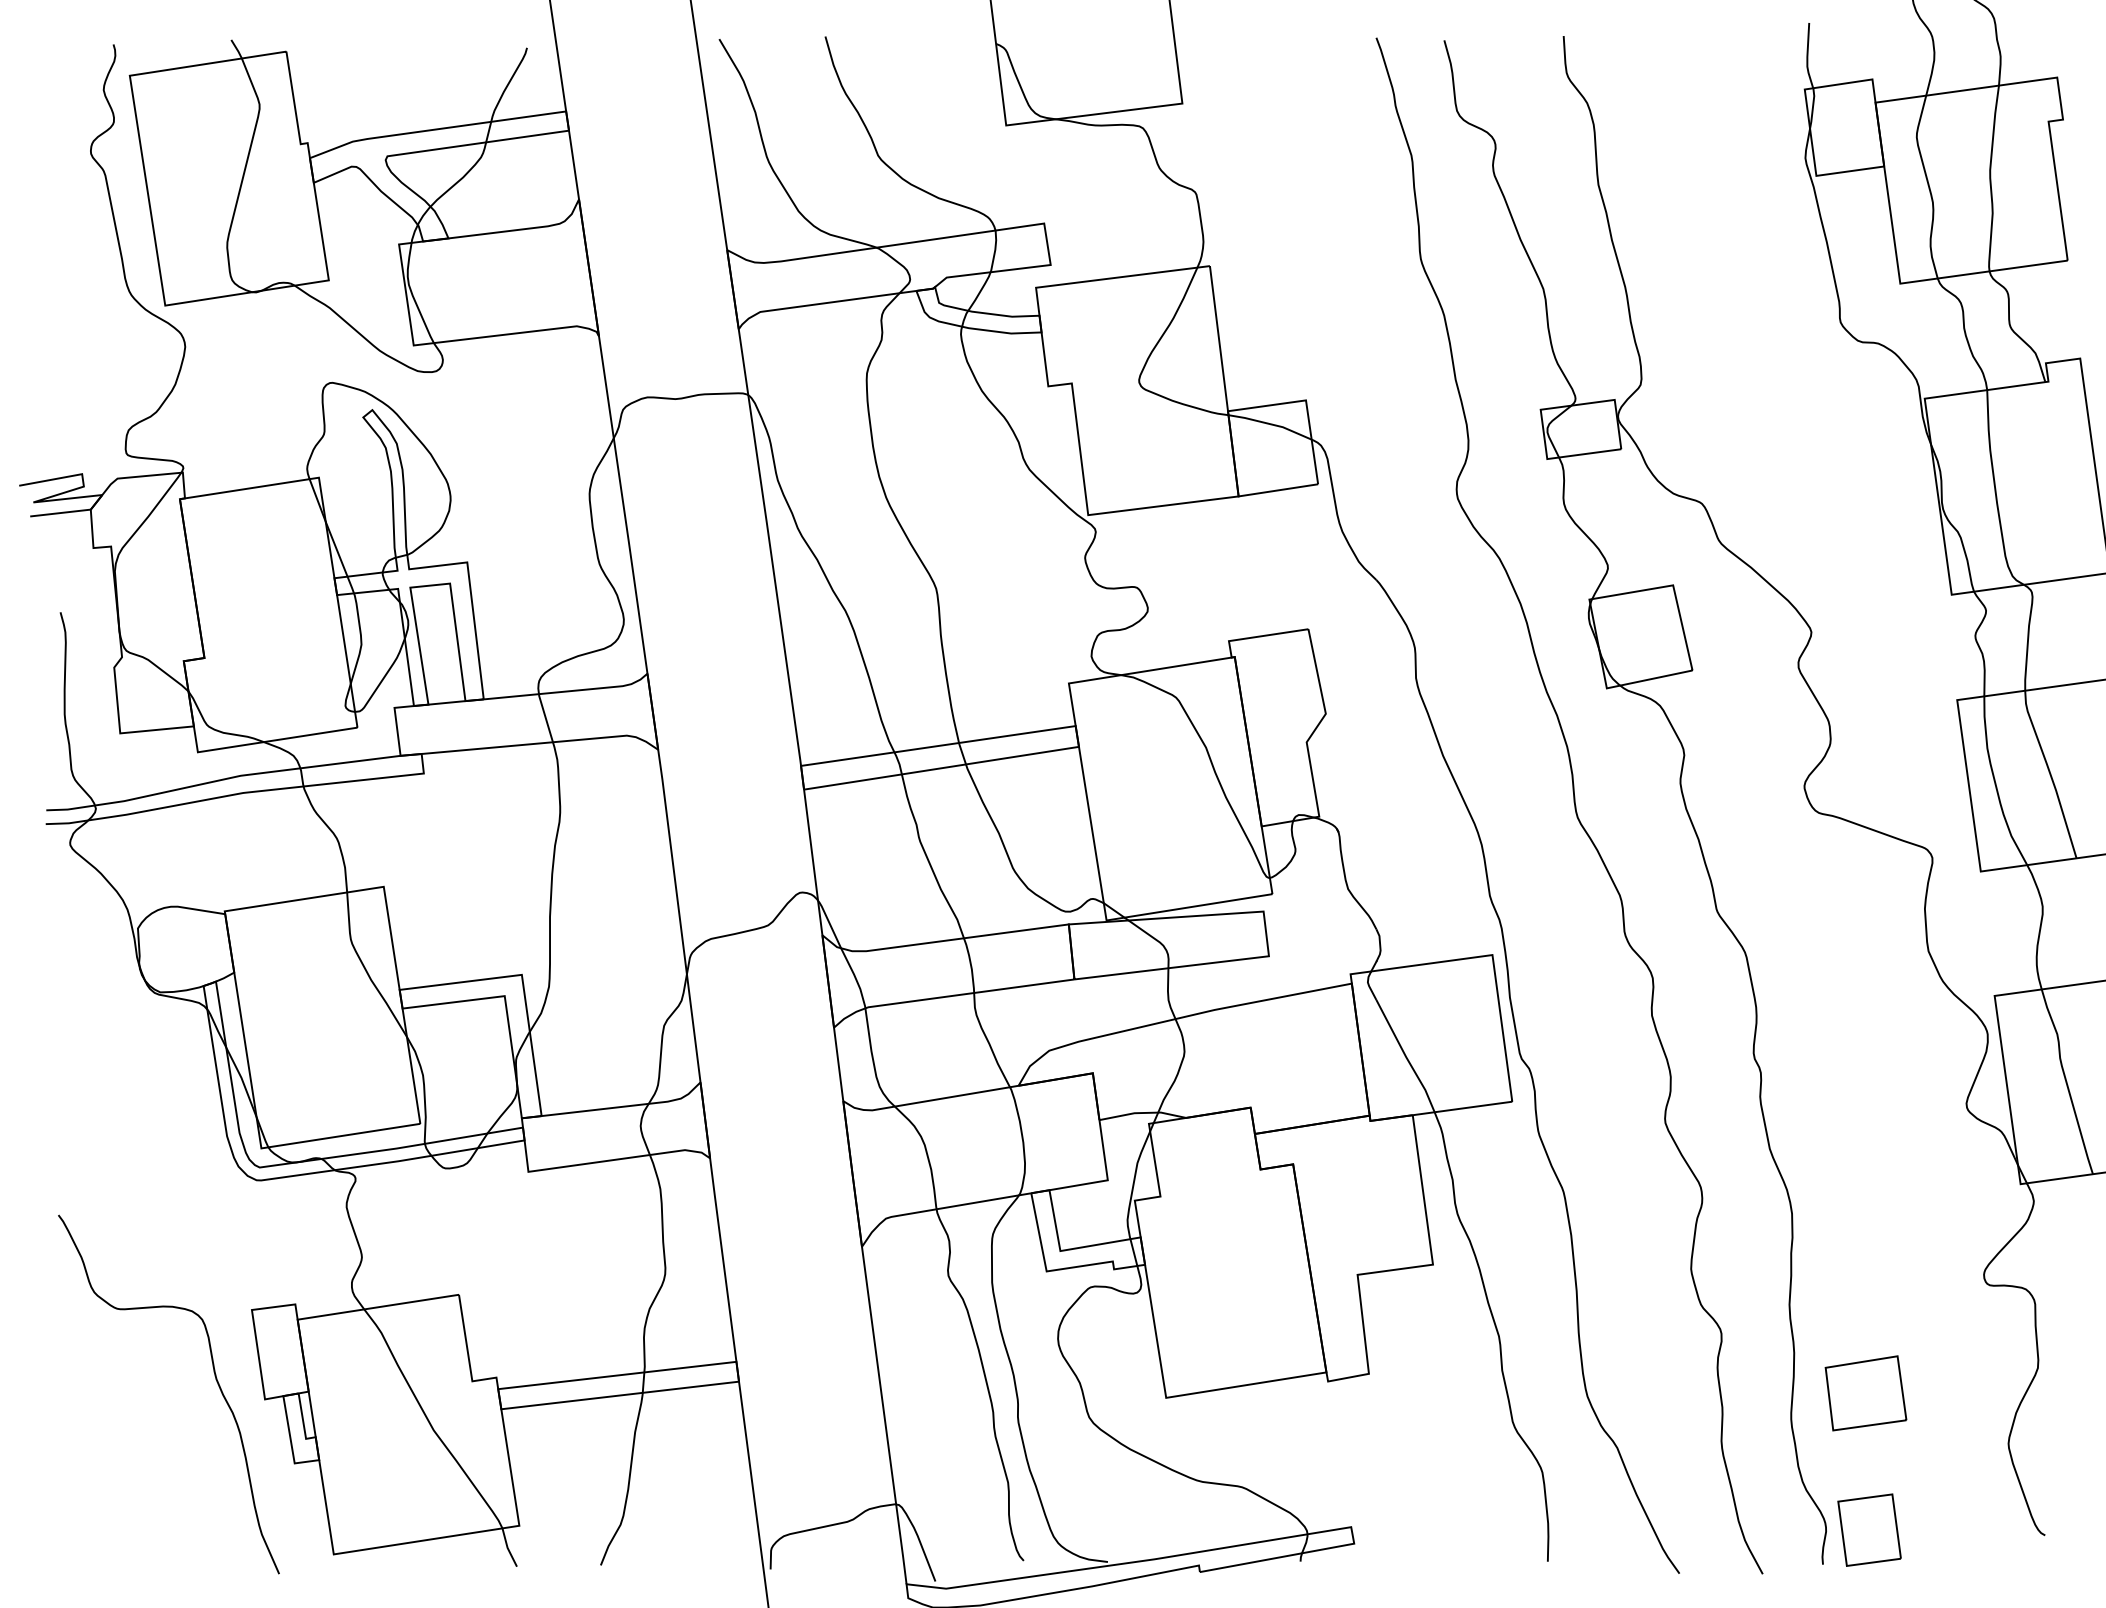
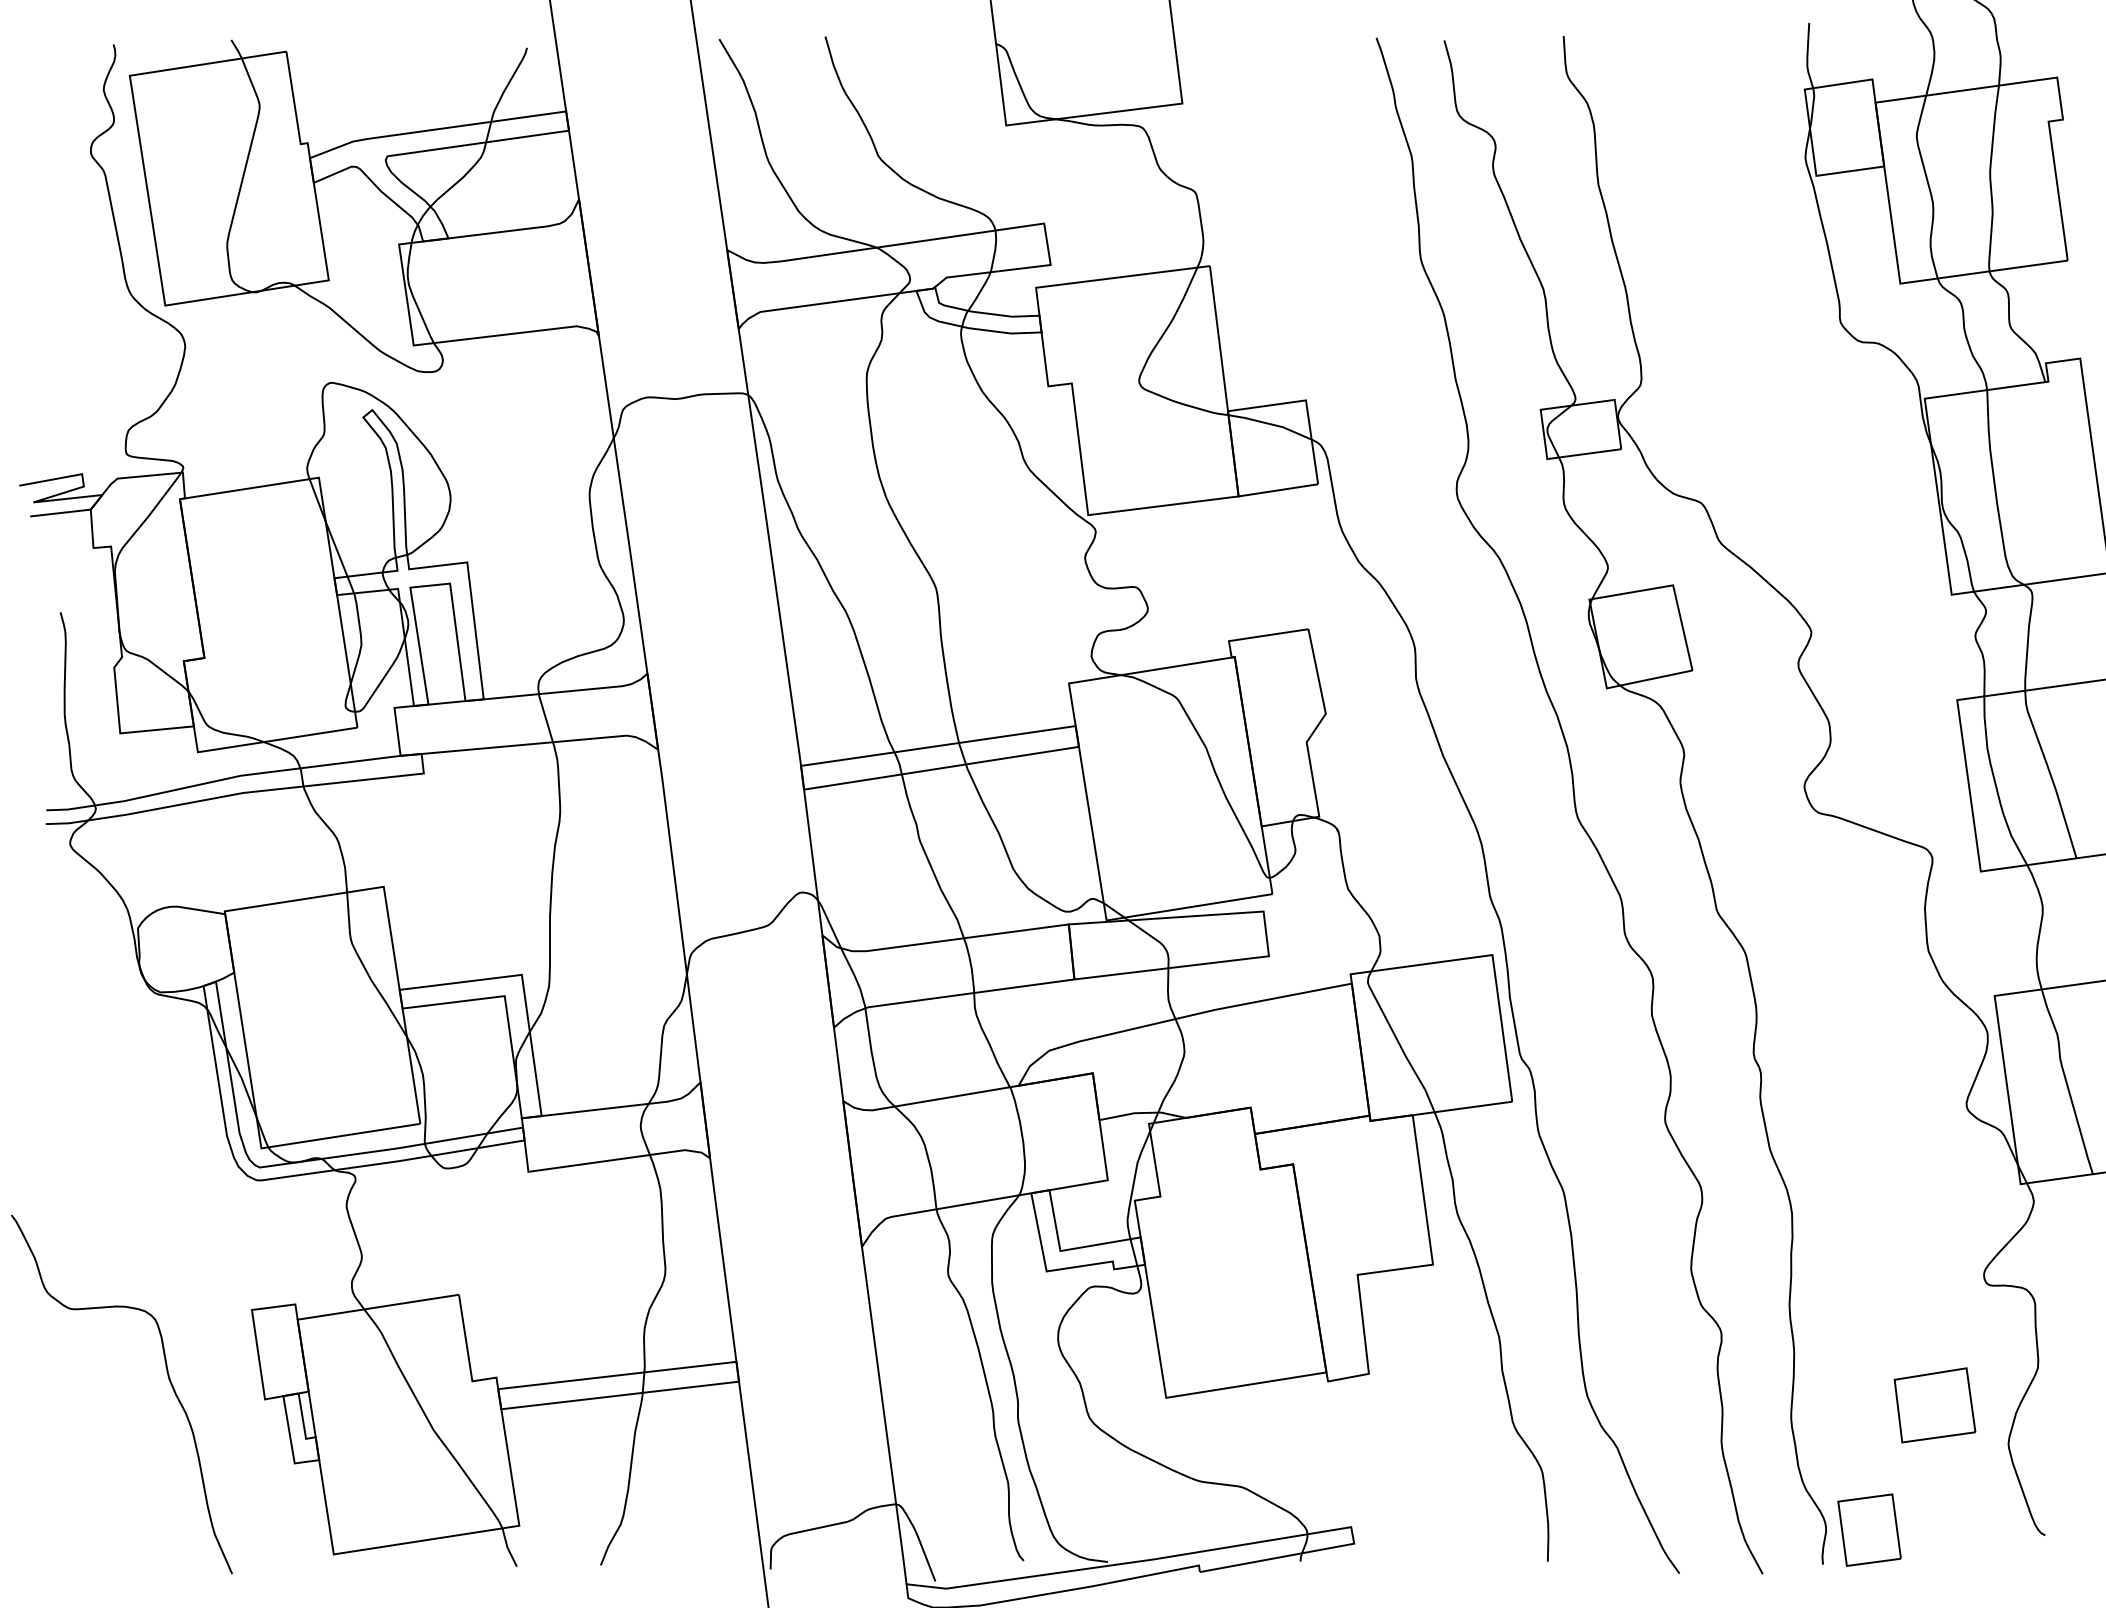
curve position: (215, 1379) -> (168, 1379) (168, 1379)
part position: (1865, 1393) -> (1934, 1405) (1934, 1405)
